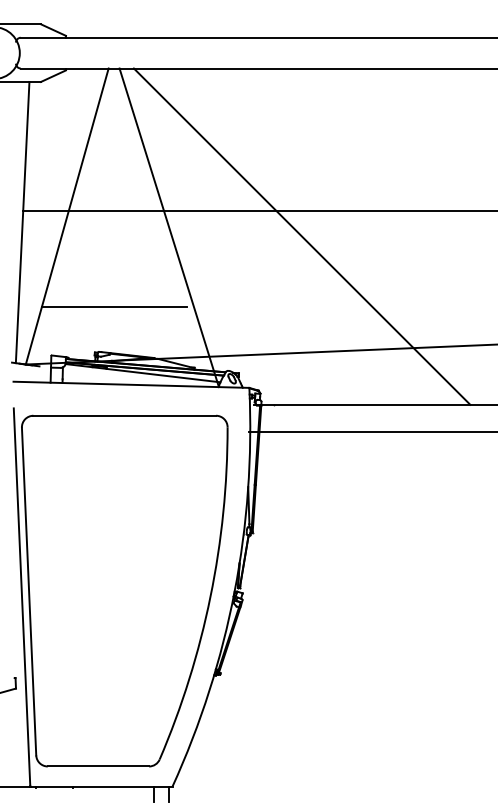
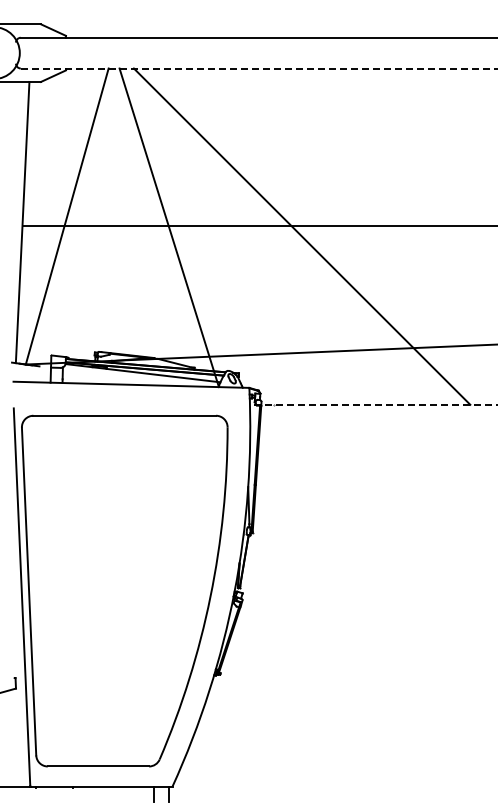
line: solid -> dashed (259, 68)
line position: (258, 211) -> (258, 226) (258, 226)
line: present -> none (113, 307)
line: solid -> dashed (375, 404)
line: present -> none (371, 431)
